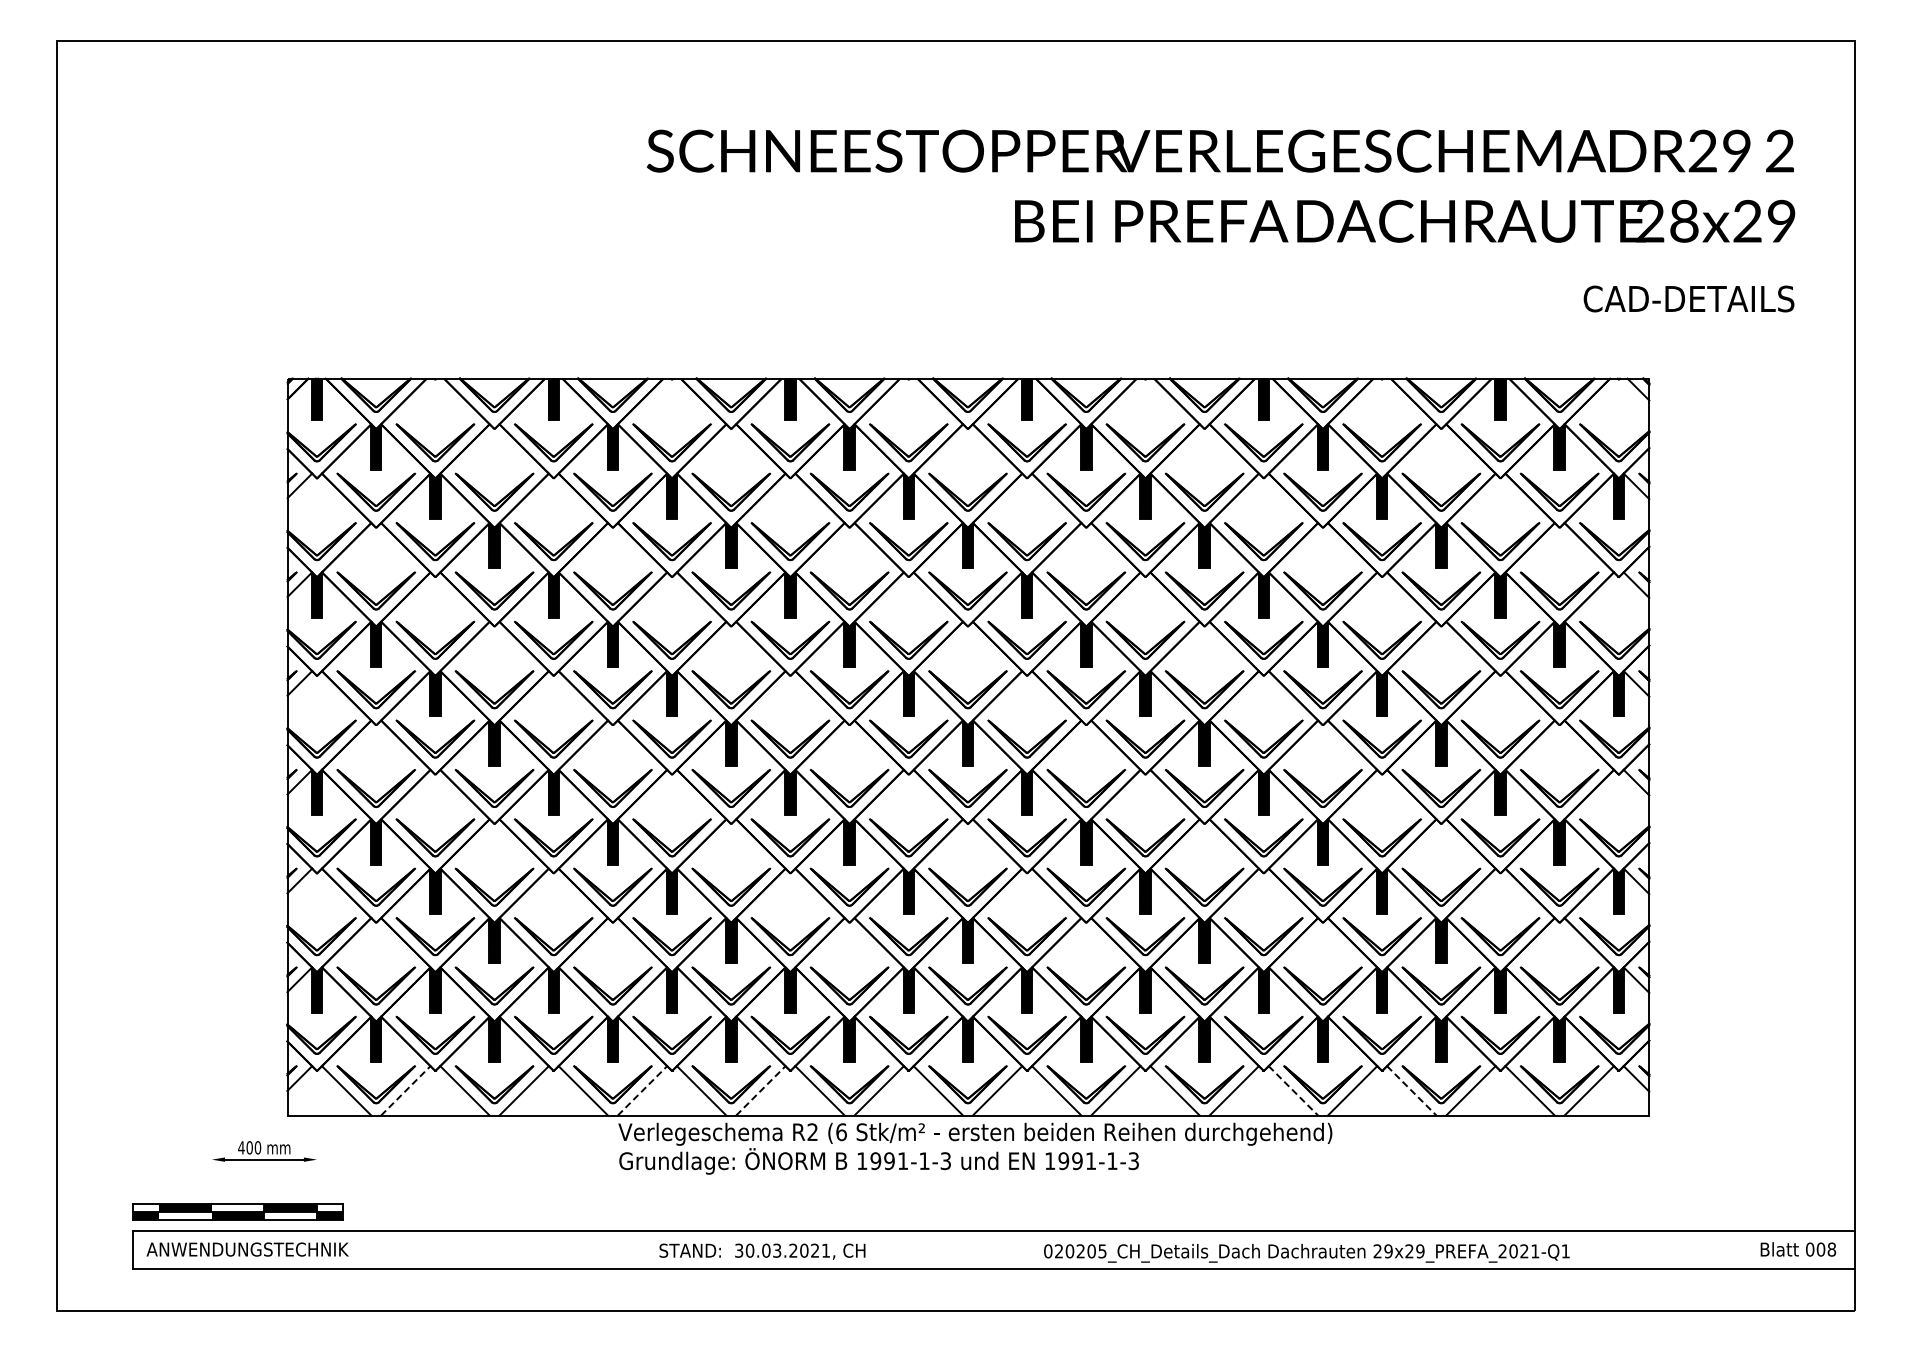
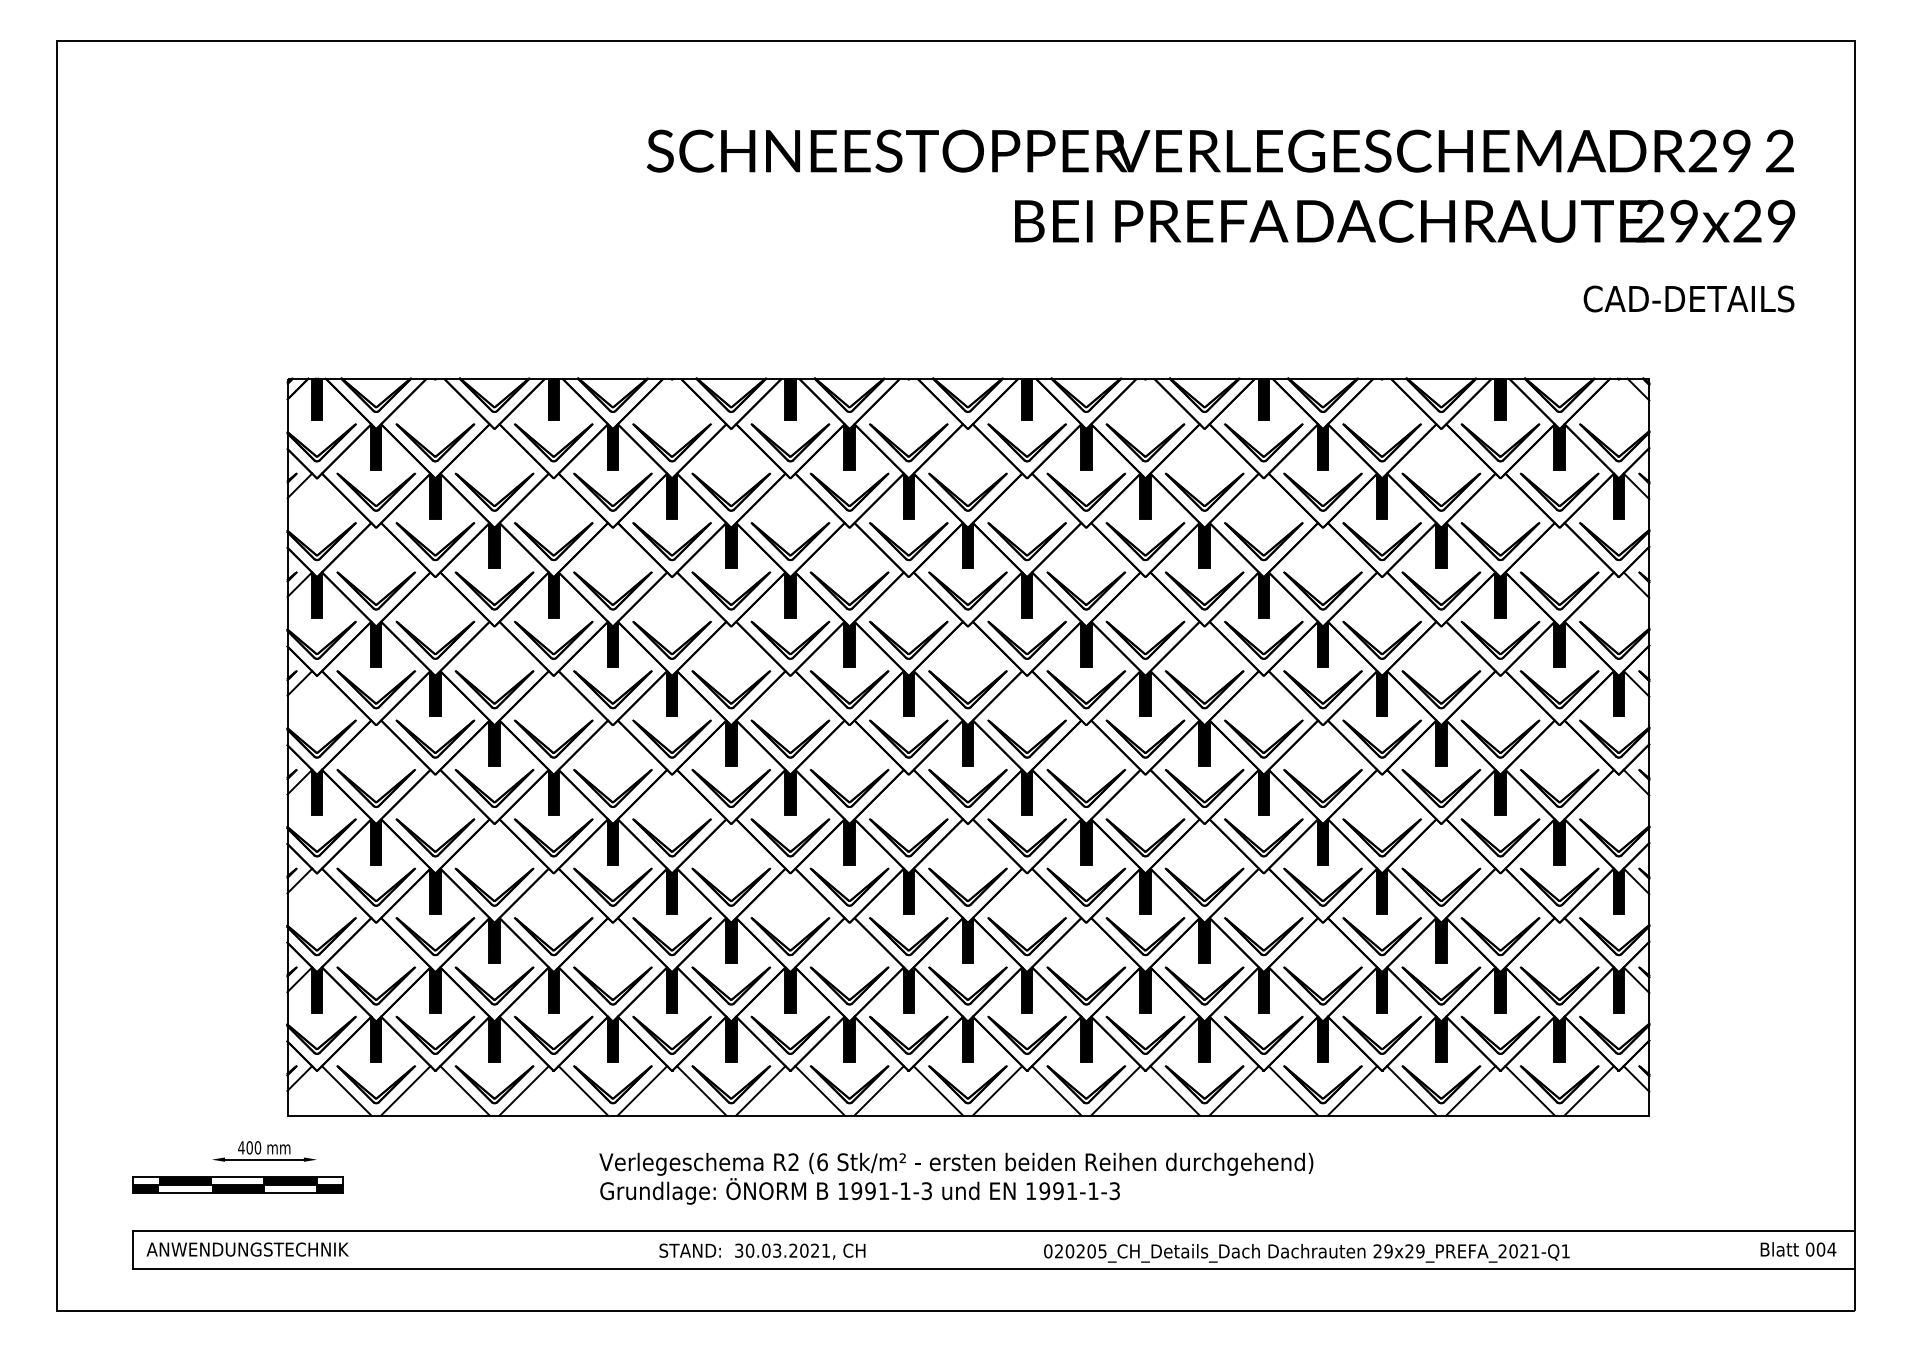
text: 28x29 -> 29x29 (1684, 222)
line: dashed -> solid (405, 1090)
line: dashed -> solid (642, 1090)
line: dashed -> solid (760, 1090)
line: dashed -> solid (1293, 1090)
line: dashed -> solid (1411, 1090)
text position: (975, 1148) -> (956, 1178) (956, 1178)
part position: (237, 1211) -> (237, 1184) (237, 1184)
text: 008 -> 004 (1831, 1249)
